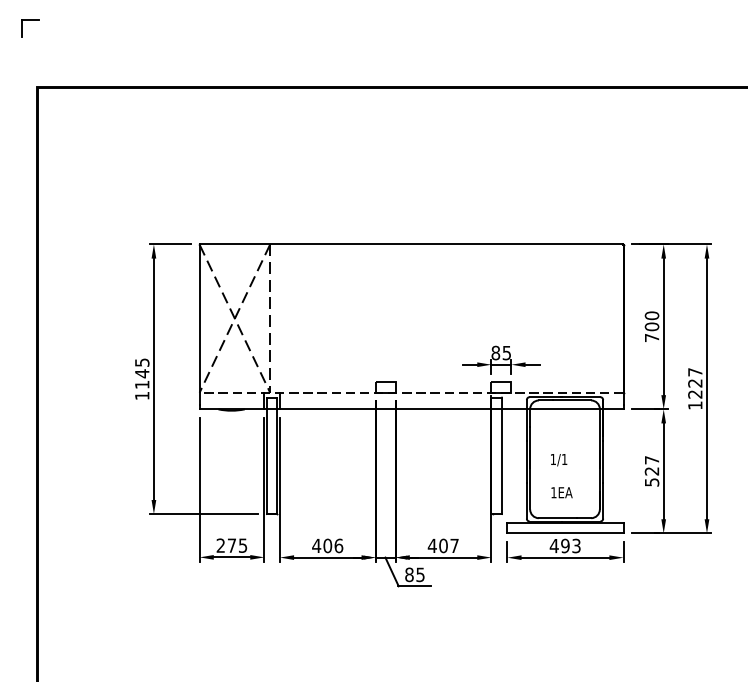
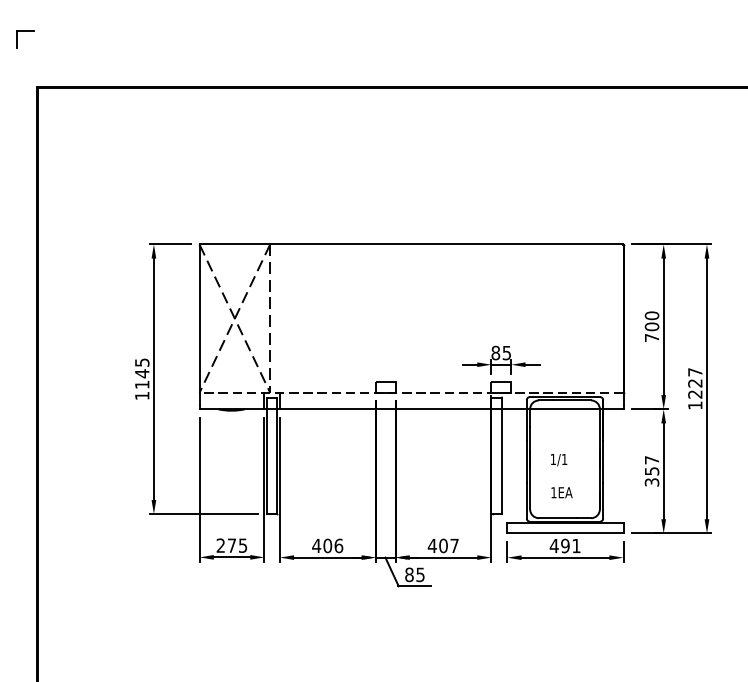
part position: (30, 20) -> (25, 31) (25, 31)
text: 527 -> 357 (651, 476)
text: 493 -> 491 (576, 545)
